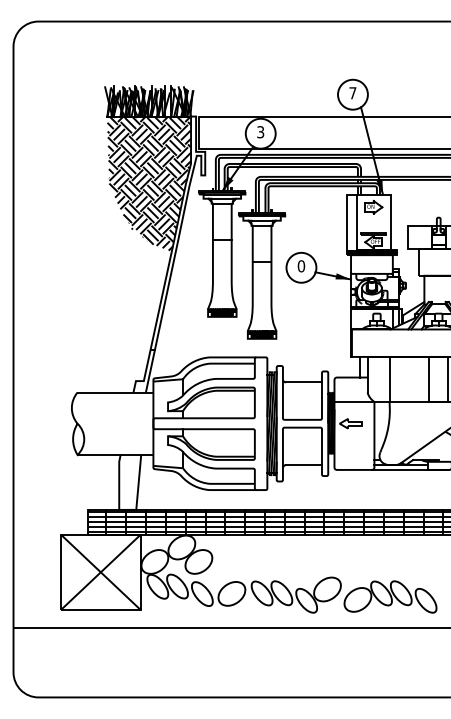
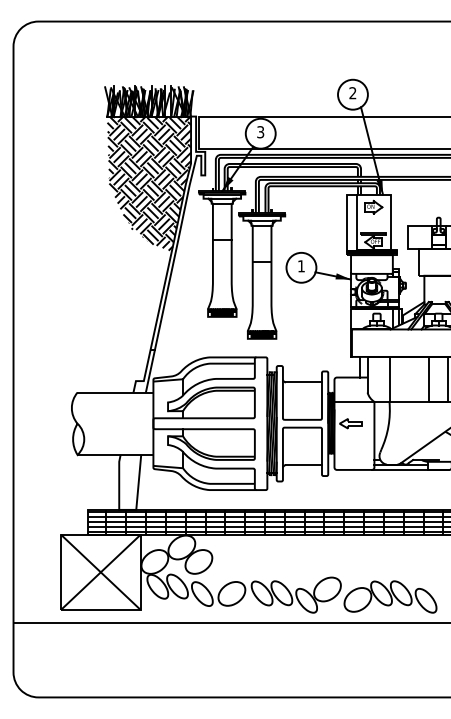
text: 7 -> 2 (352, 93)
text: 0 -> 1 (301, 266)
line position: (230, 627) -> (230, 622) (230, 622)
